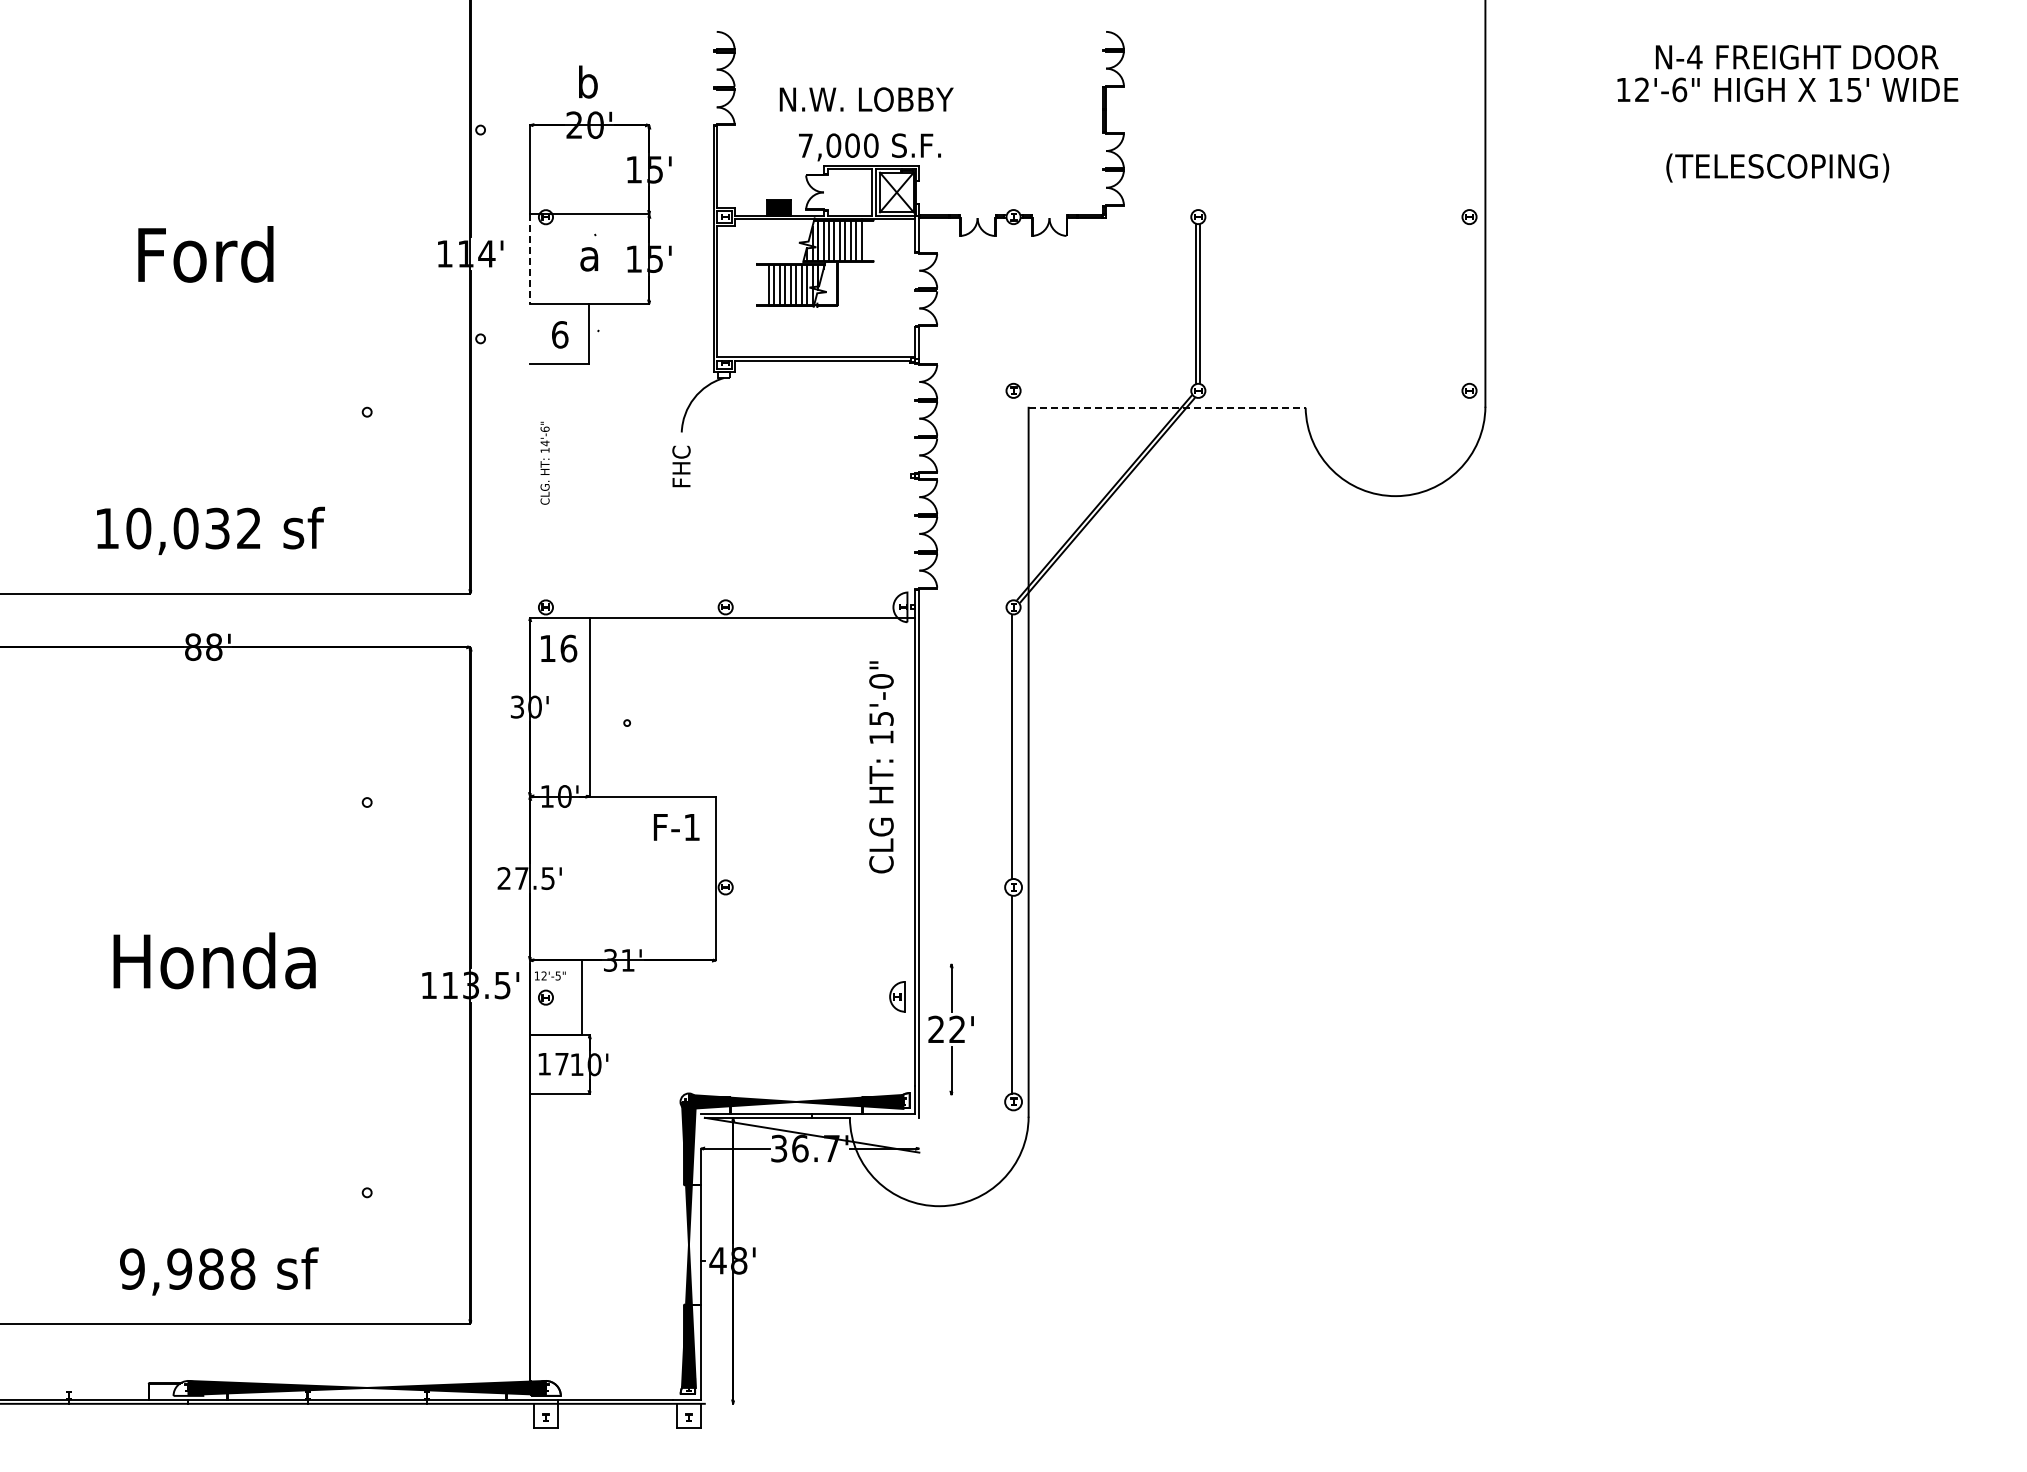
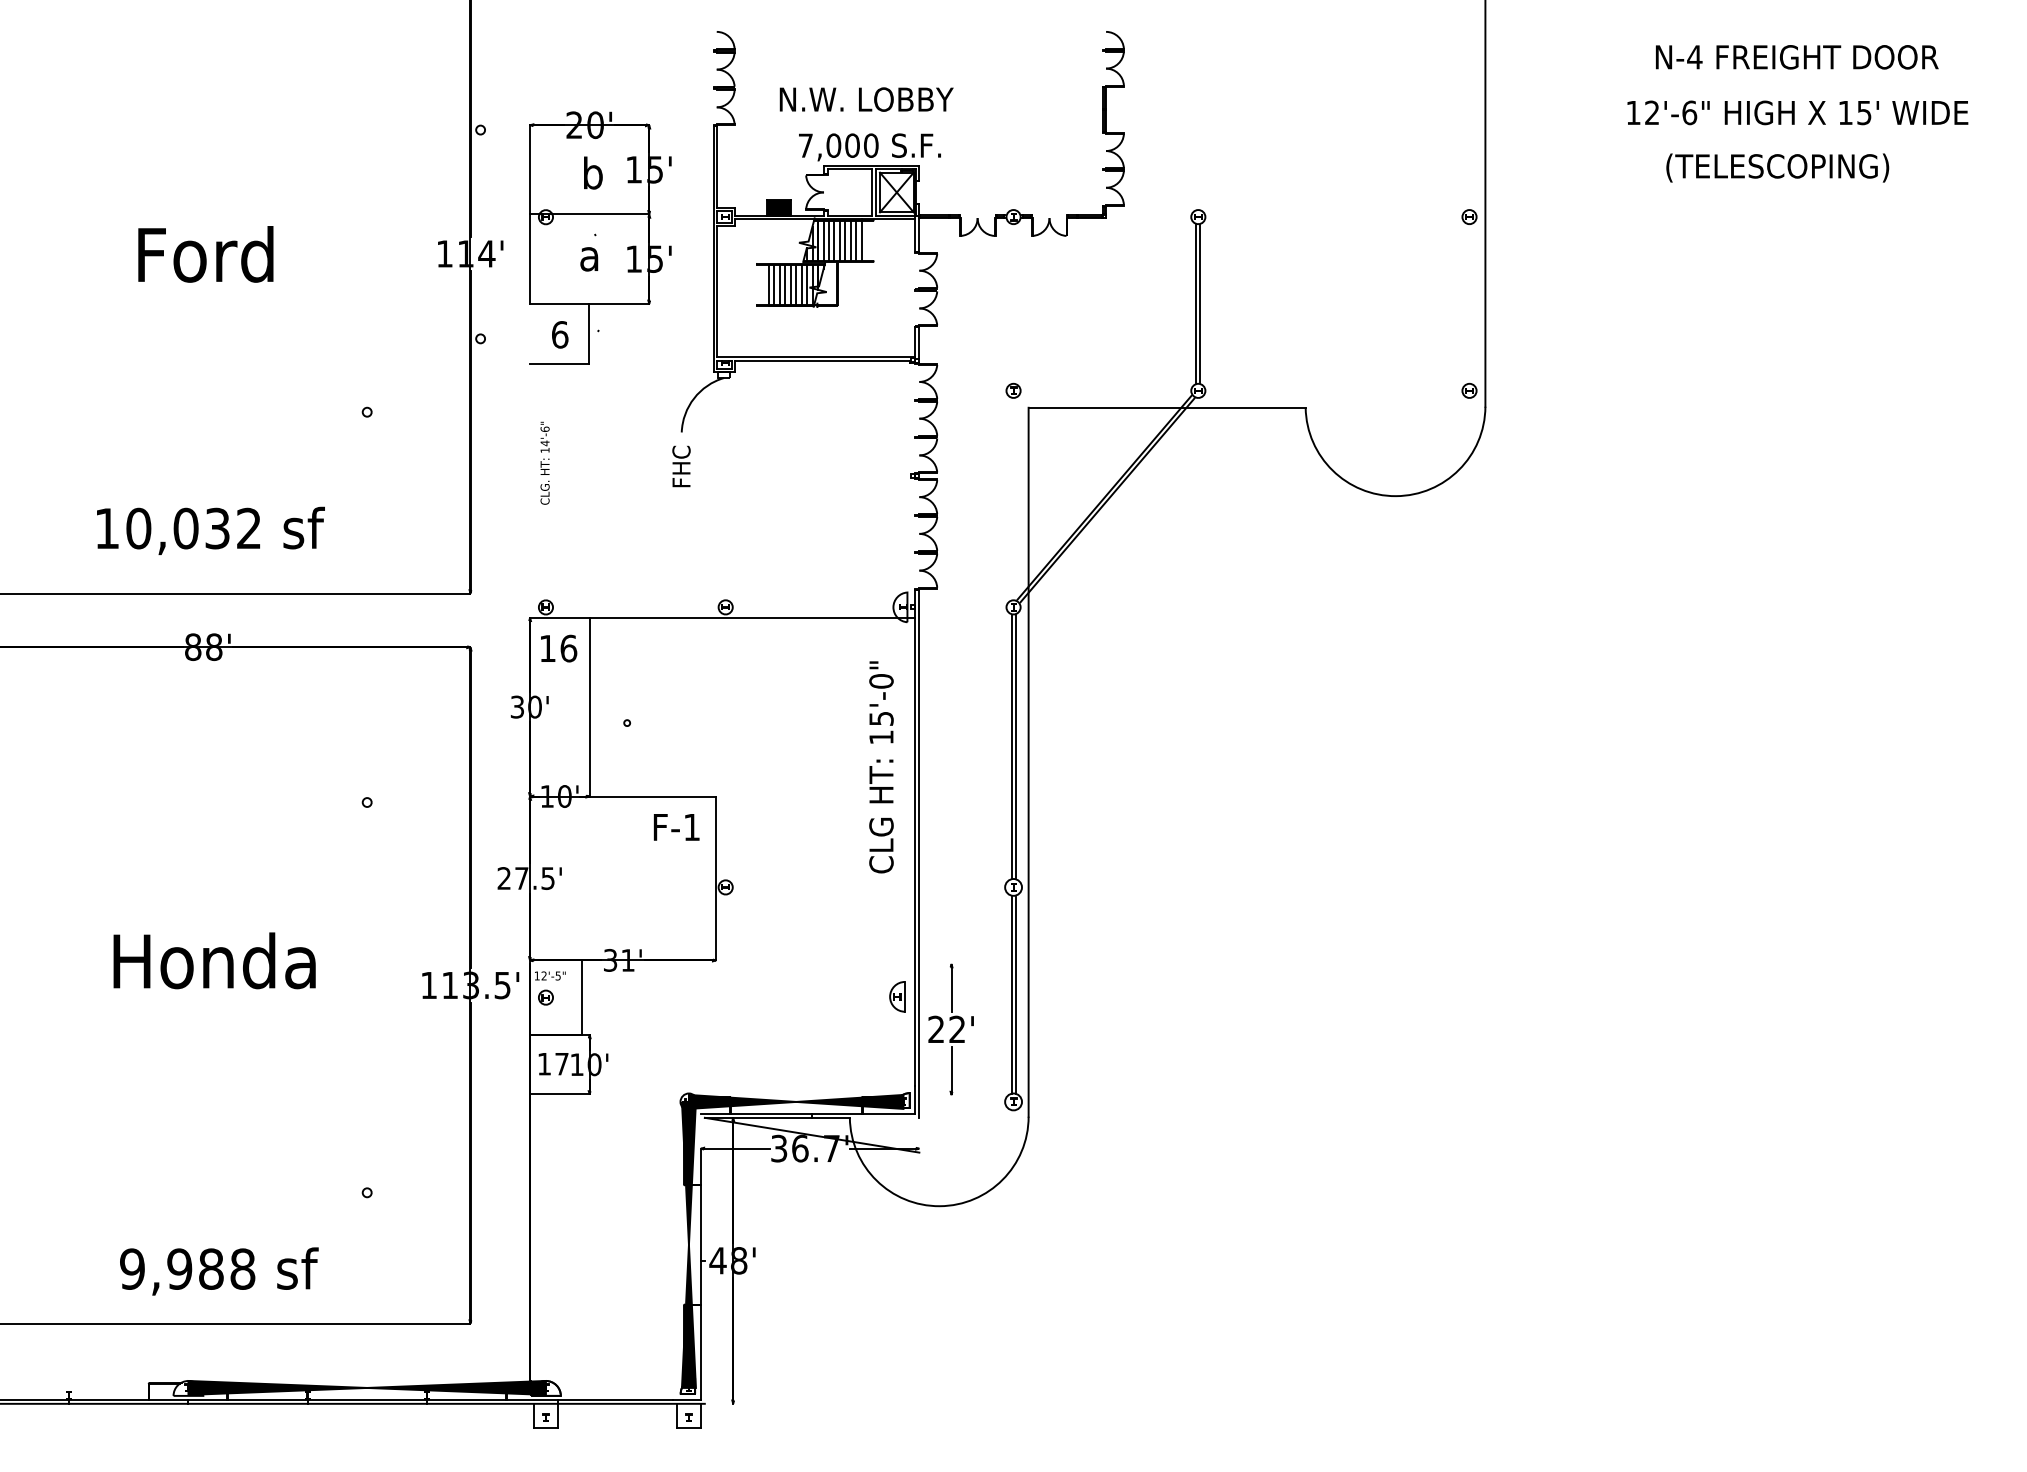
part position: (588, 81) -> (593, 172) (593, 172)
text position: (1787, 89) -> (1797, 112) (1797, 112)
line: dashed -> solid (530, 259)
line: dashed -> solid (1167, 407)
line: none -> present (1015, 746)
line: none -> present (1015, 994)
